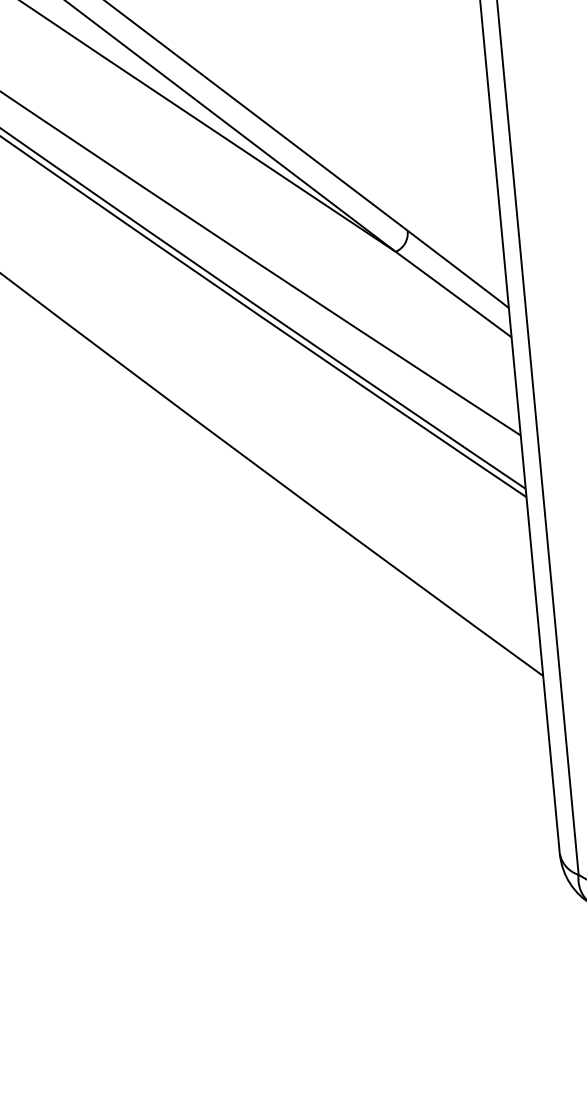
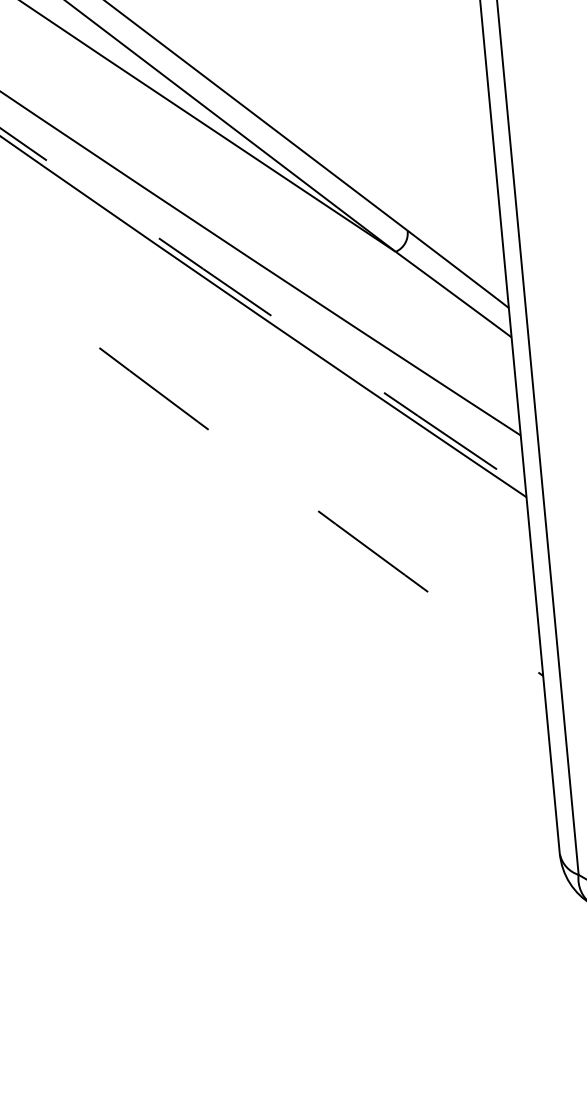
arc: solid -> dashed (262, 309)
arc: solid -> dashed (270, 475)
